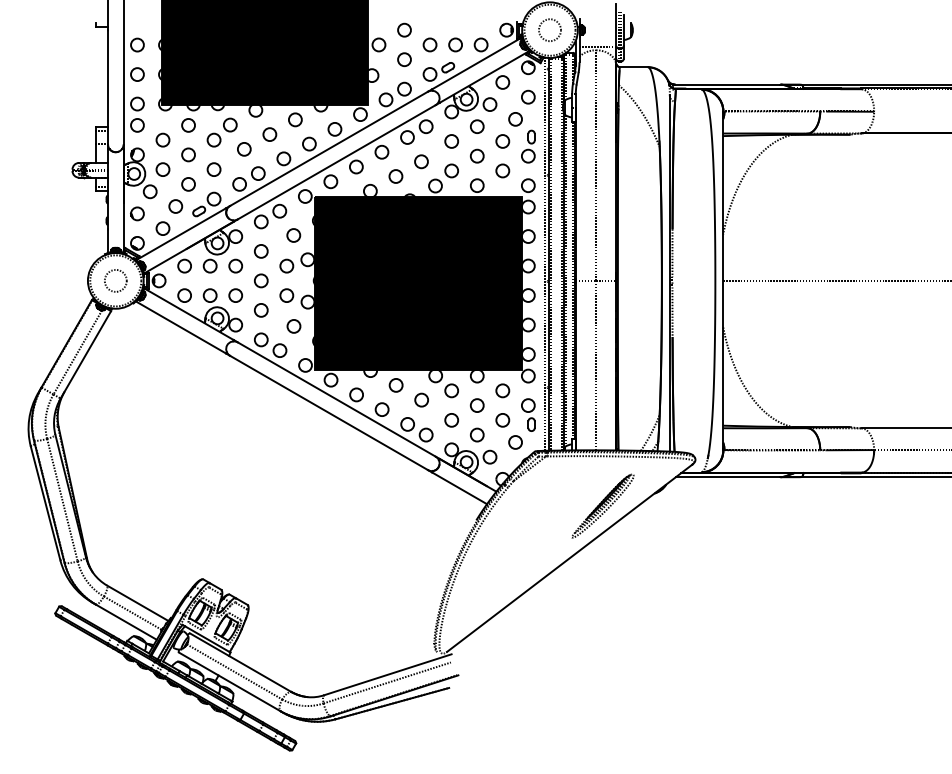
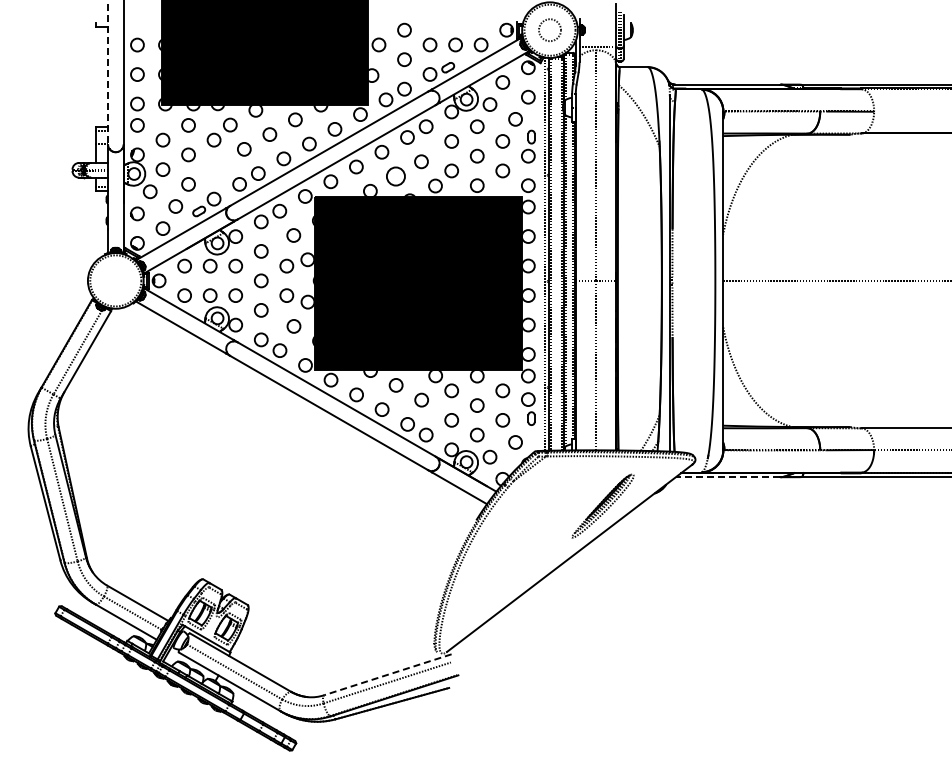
line: solid -> dashed (108, 72)
circle: present -> none (213, 169)
circle size: 16x15 px -> 20x21 px (395, 176)
circle: present -> none (115, 280)
part position: (528, 414) -> (528, 408) (528, 408)
line: solid -> dashed (727, 477)
line: solid -> dashed (387, 674)
